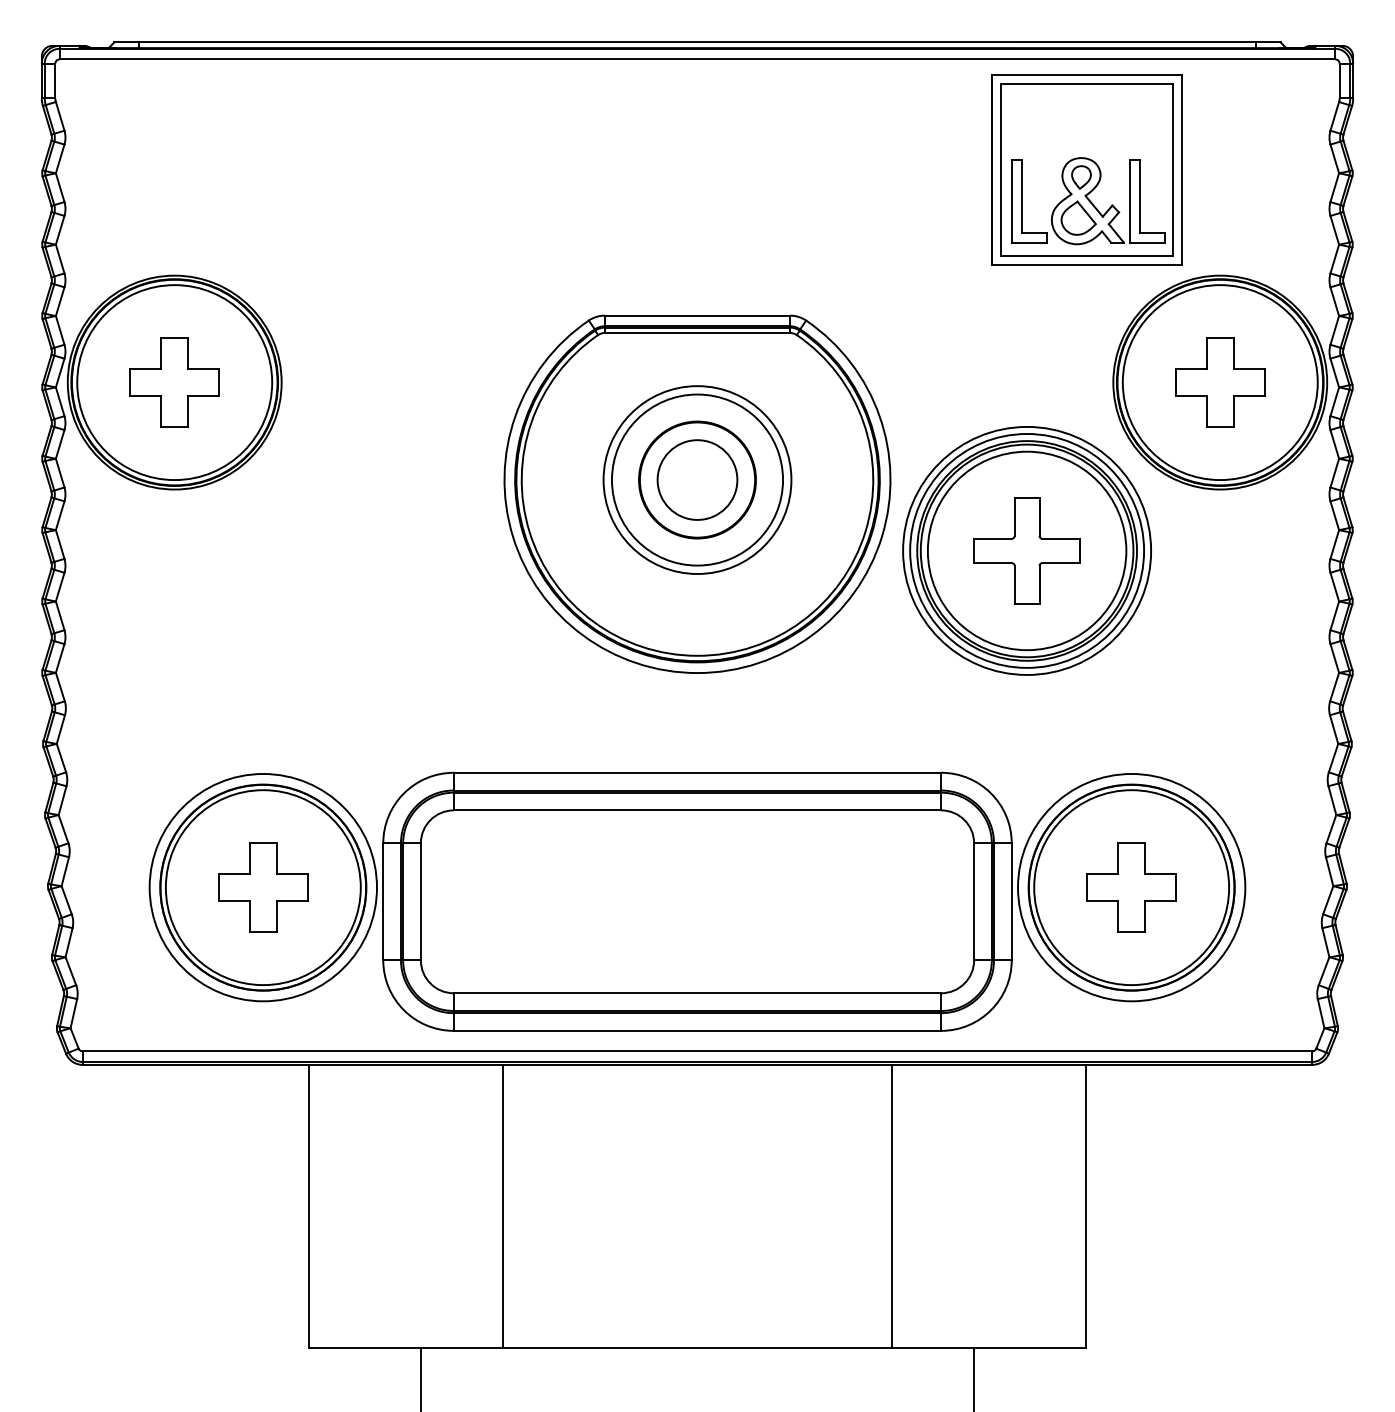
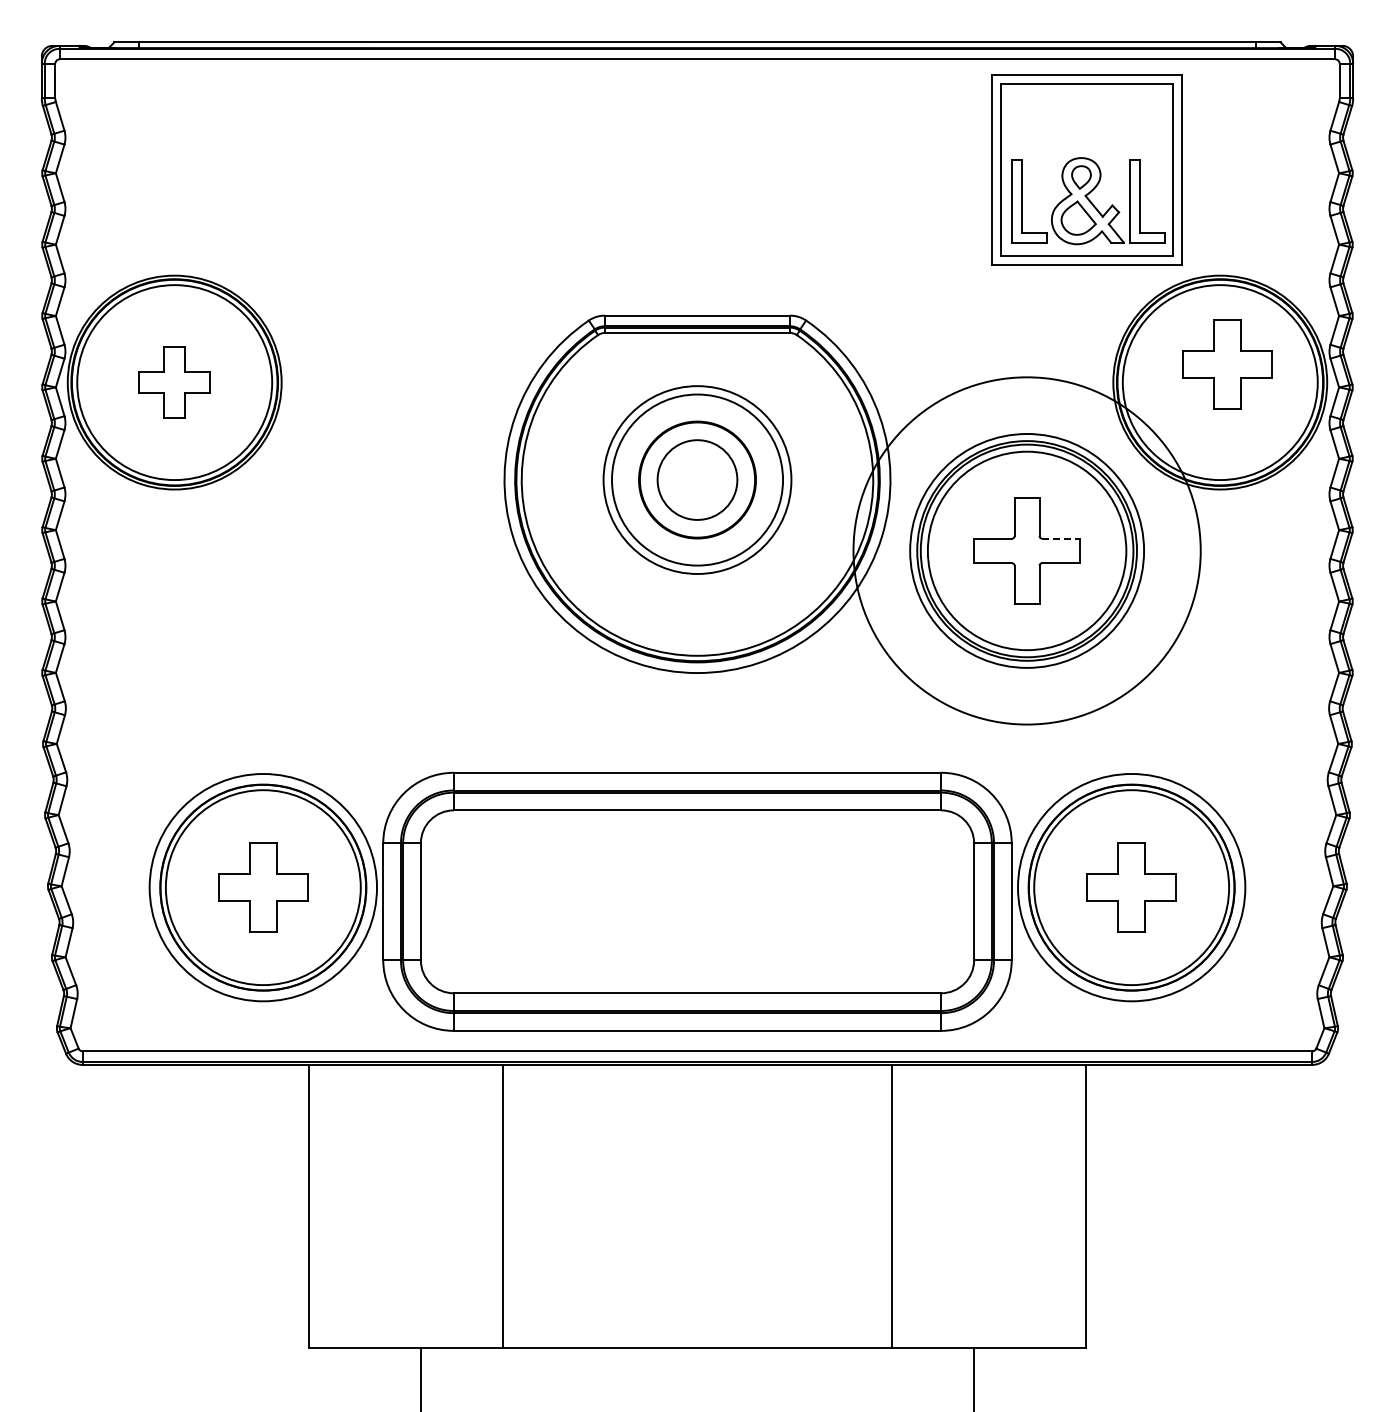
part size: 91x91 px -> 73x73 px (174, 382)
part position: (1220, 382) -> (1227, 364) (1227, 364)
line: solid -> dashed (1061, 538)
circle diameter: 248 px -> 347 px (1026, 550)
